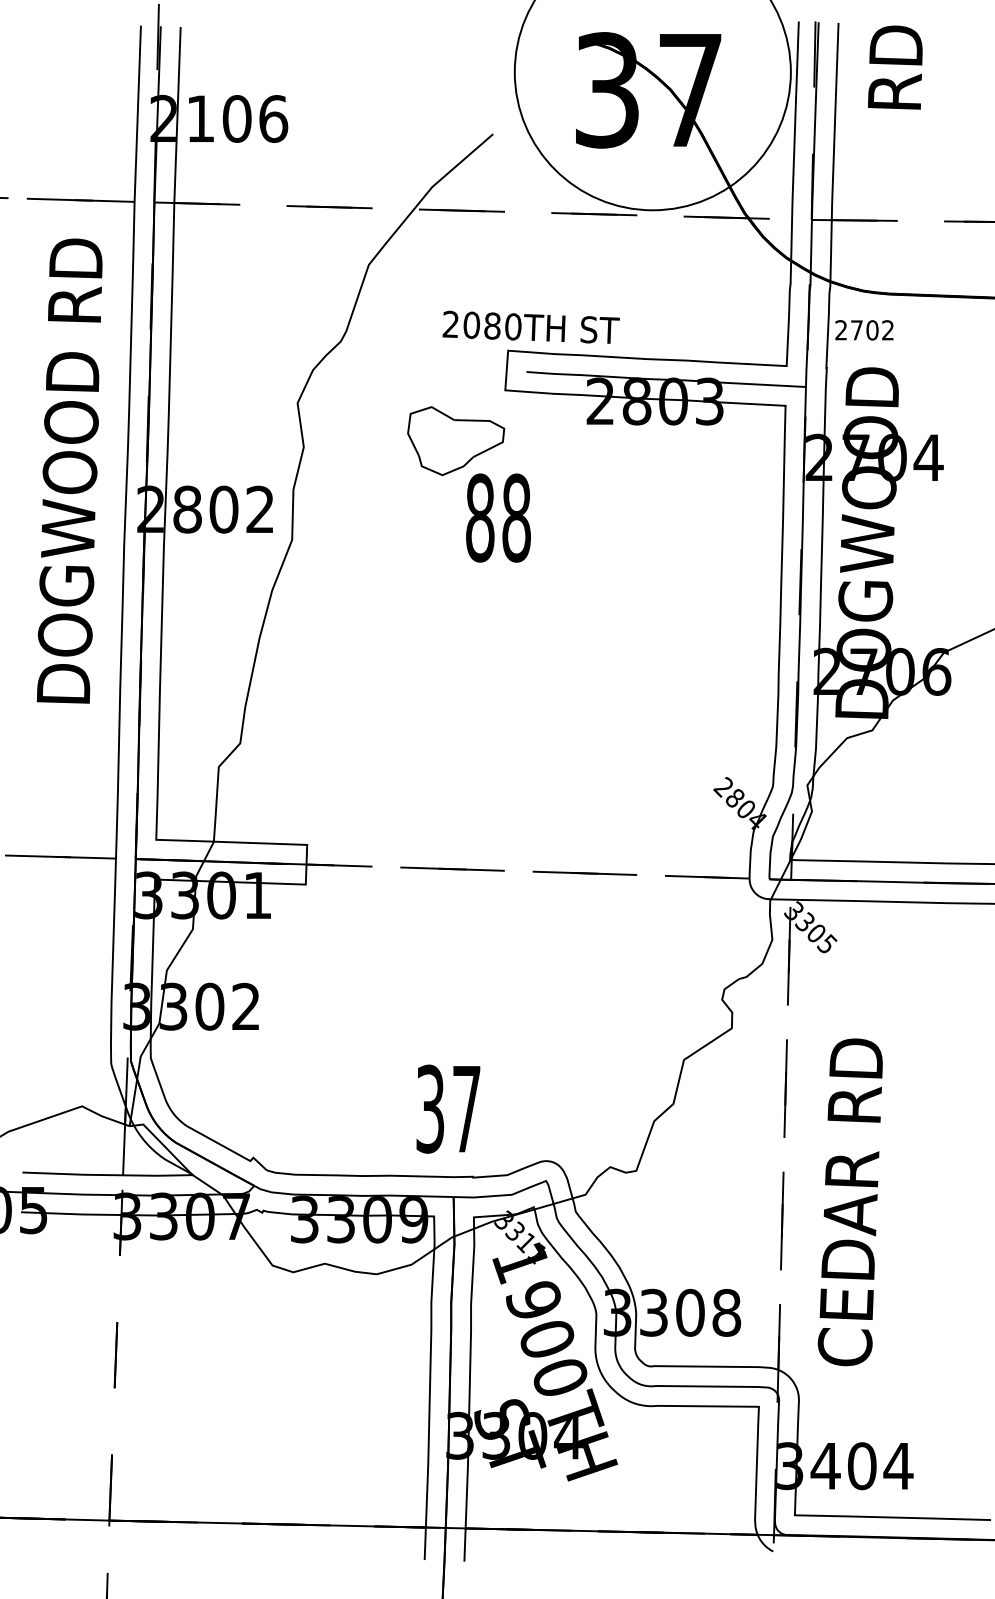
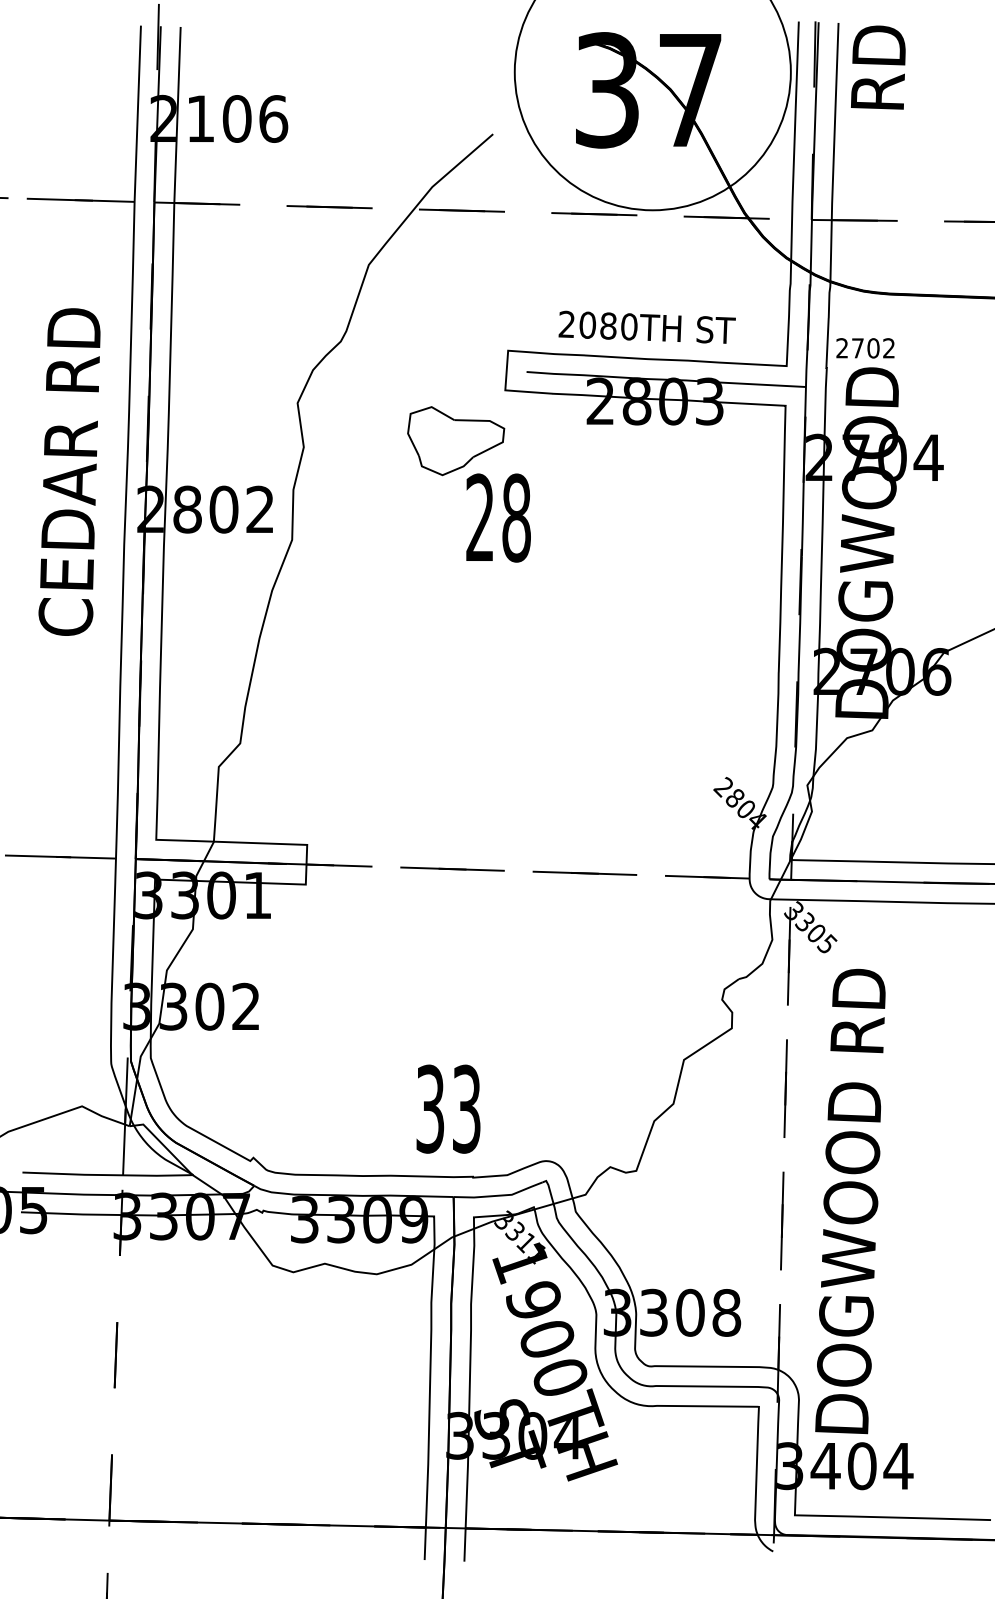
text position: (895, 67) -> (878, 67) (878, 67)
text position: (530, 326) -> (646, 326) (646, 326)
text position: (864, 330) -> (865, 348) (865, 348)
text: DOGWOOD RD -> CEDAR RD (69, 470)
text: 88 -> 28 (480, 517)
text: 37 -> 33 (466, 1108)
text: CEDAR RD -> DOGWOOD RD (850, 1201)
